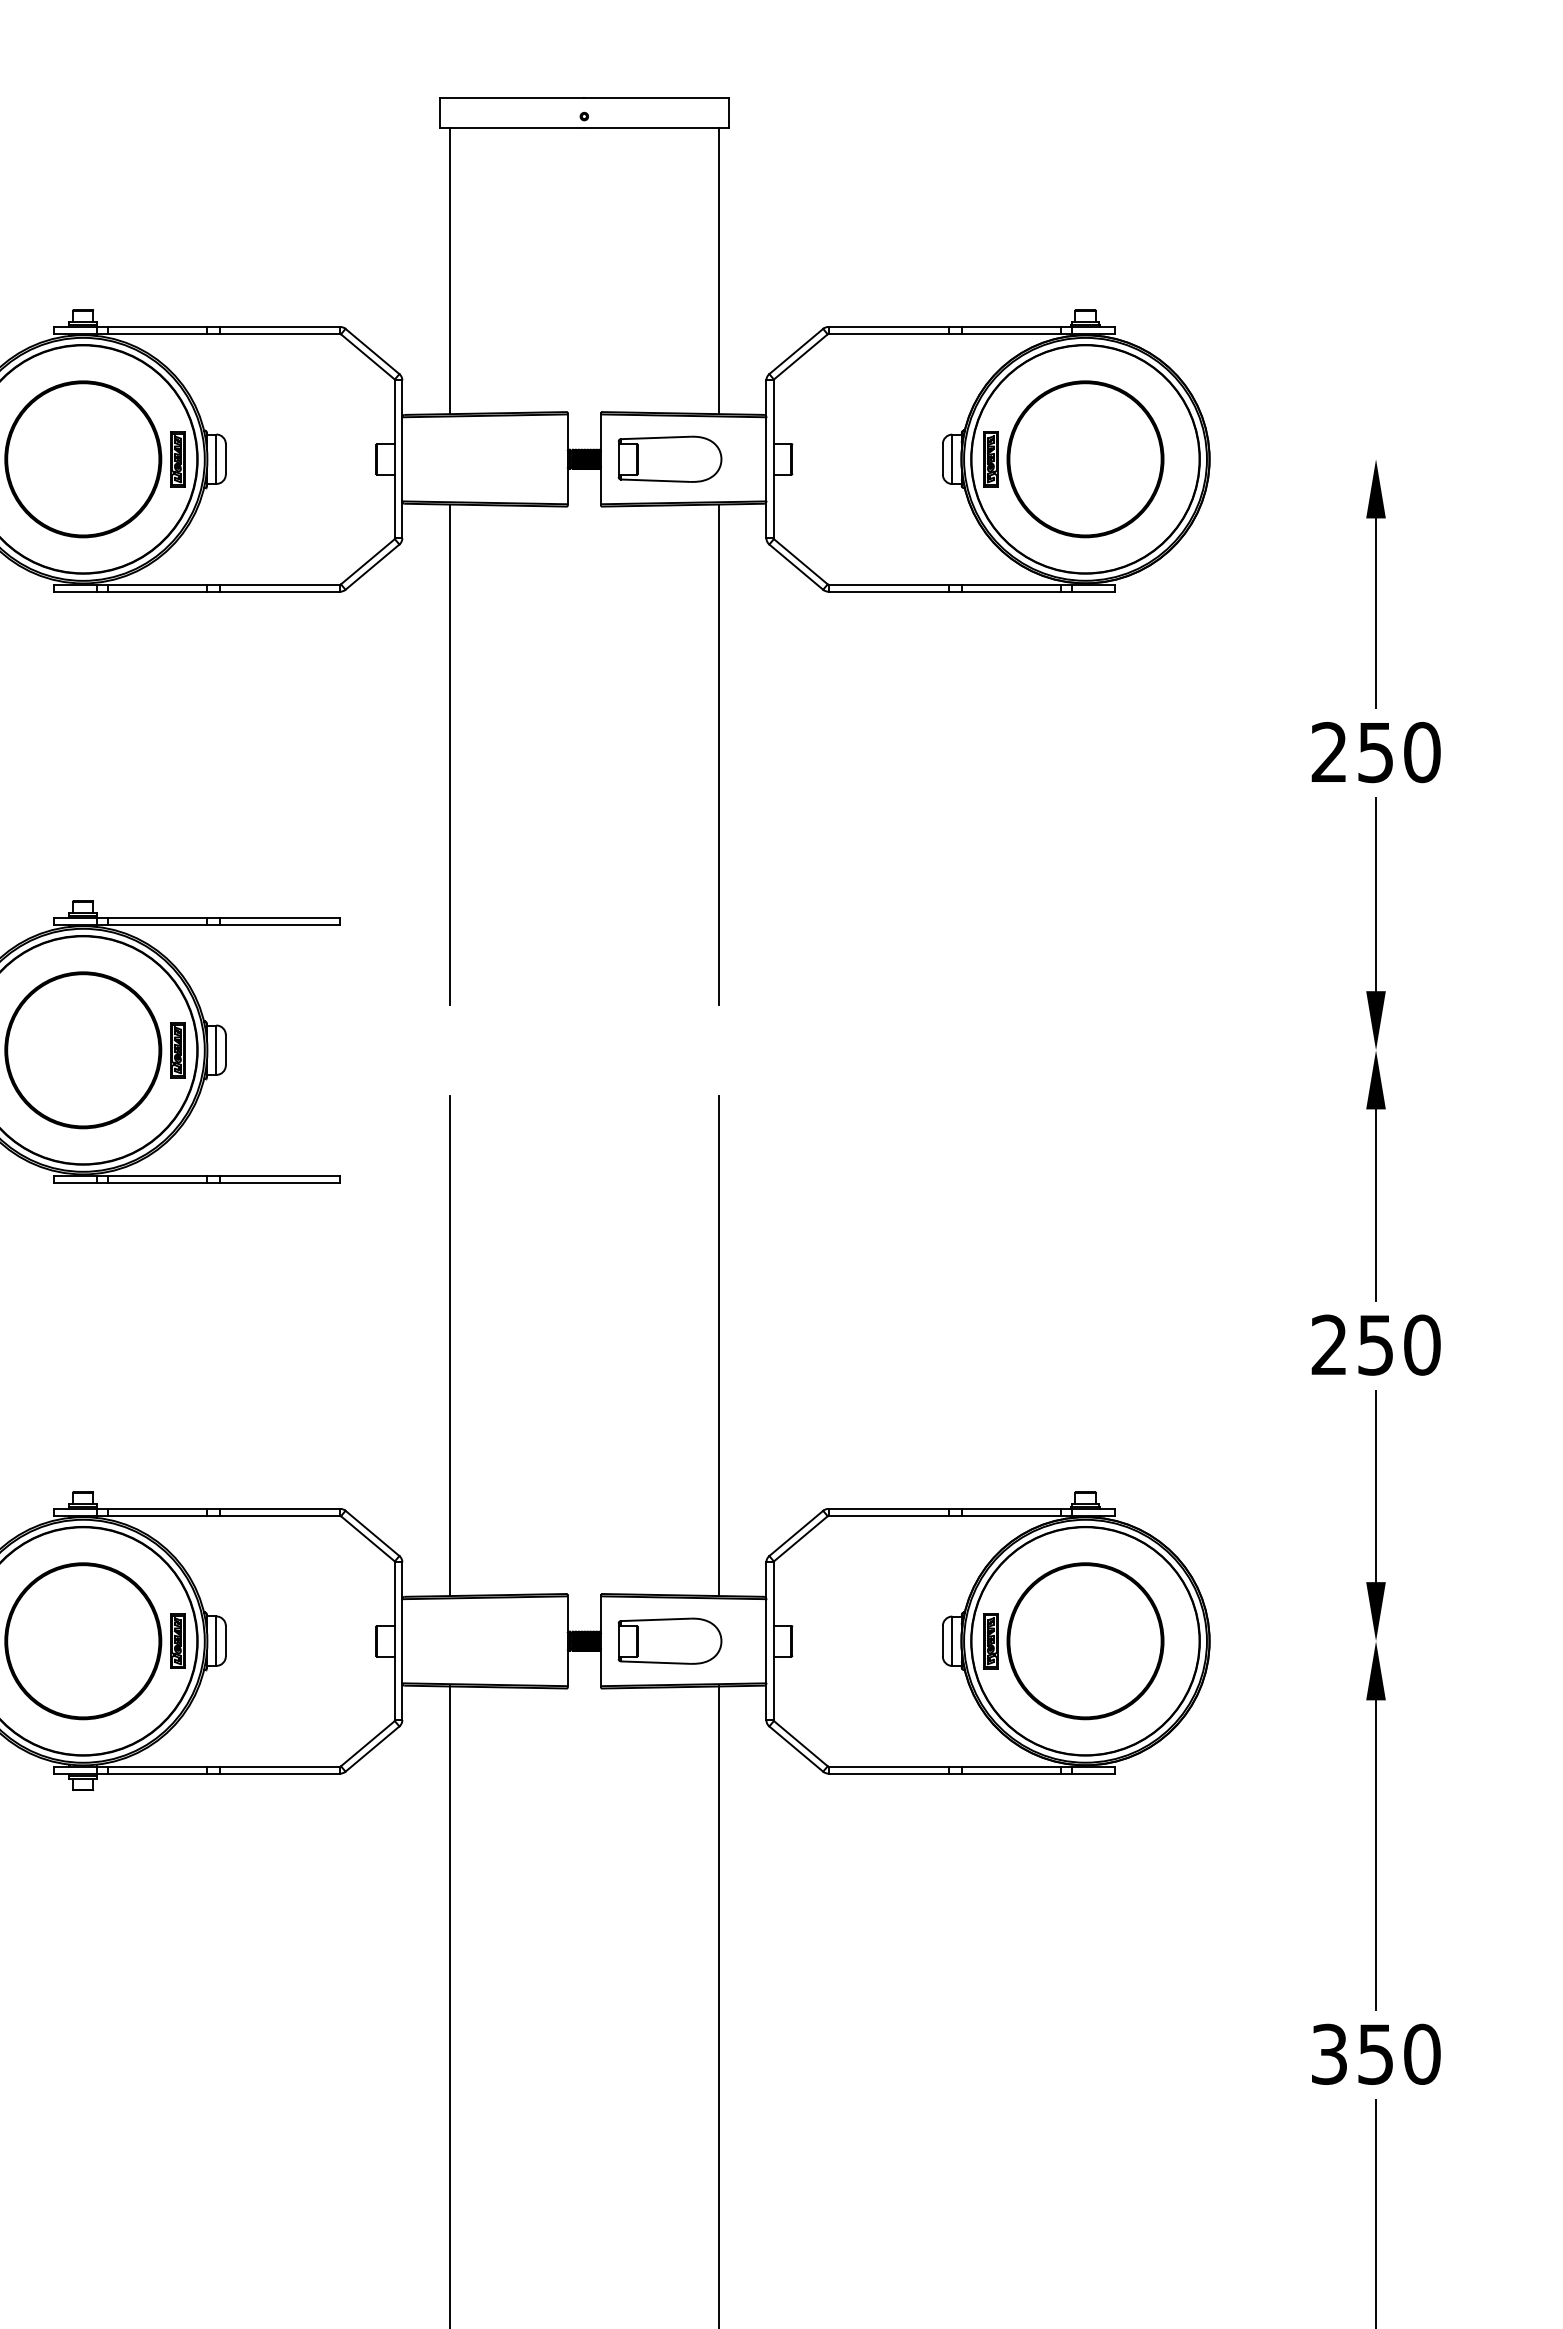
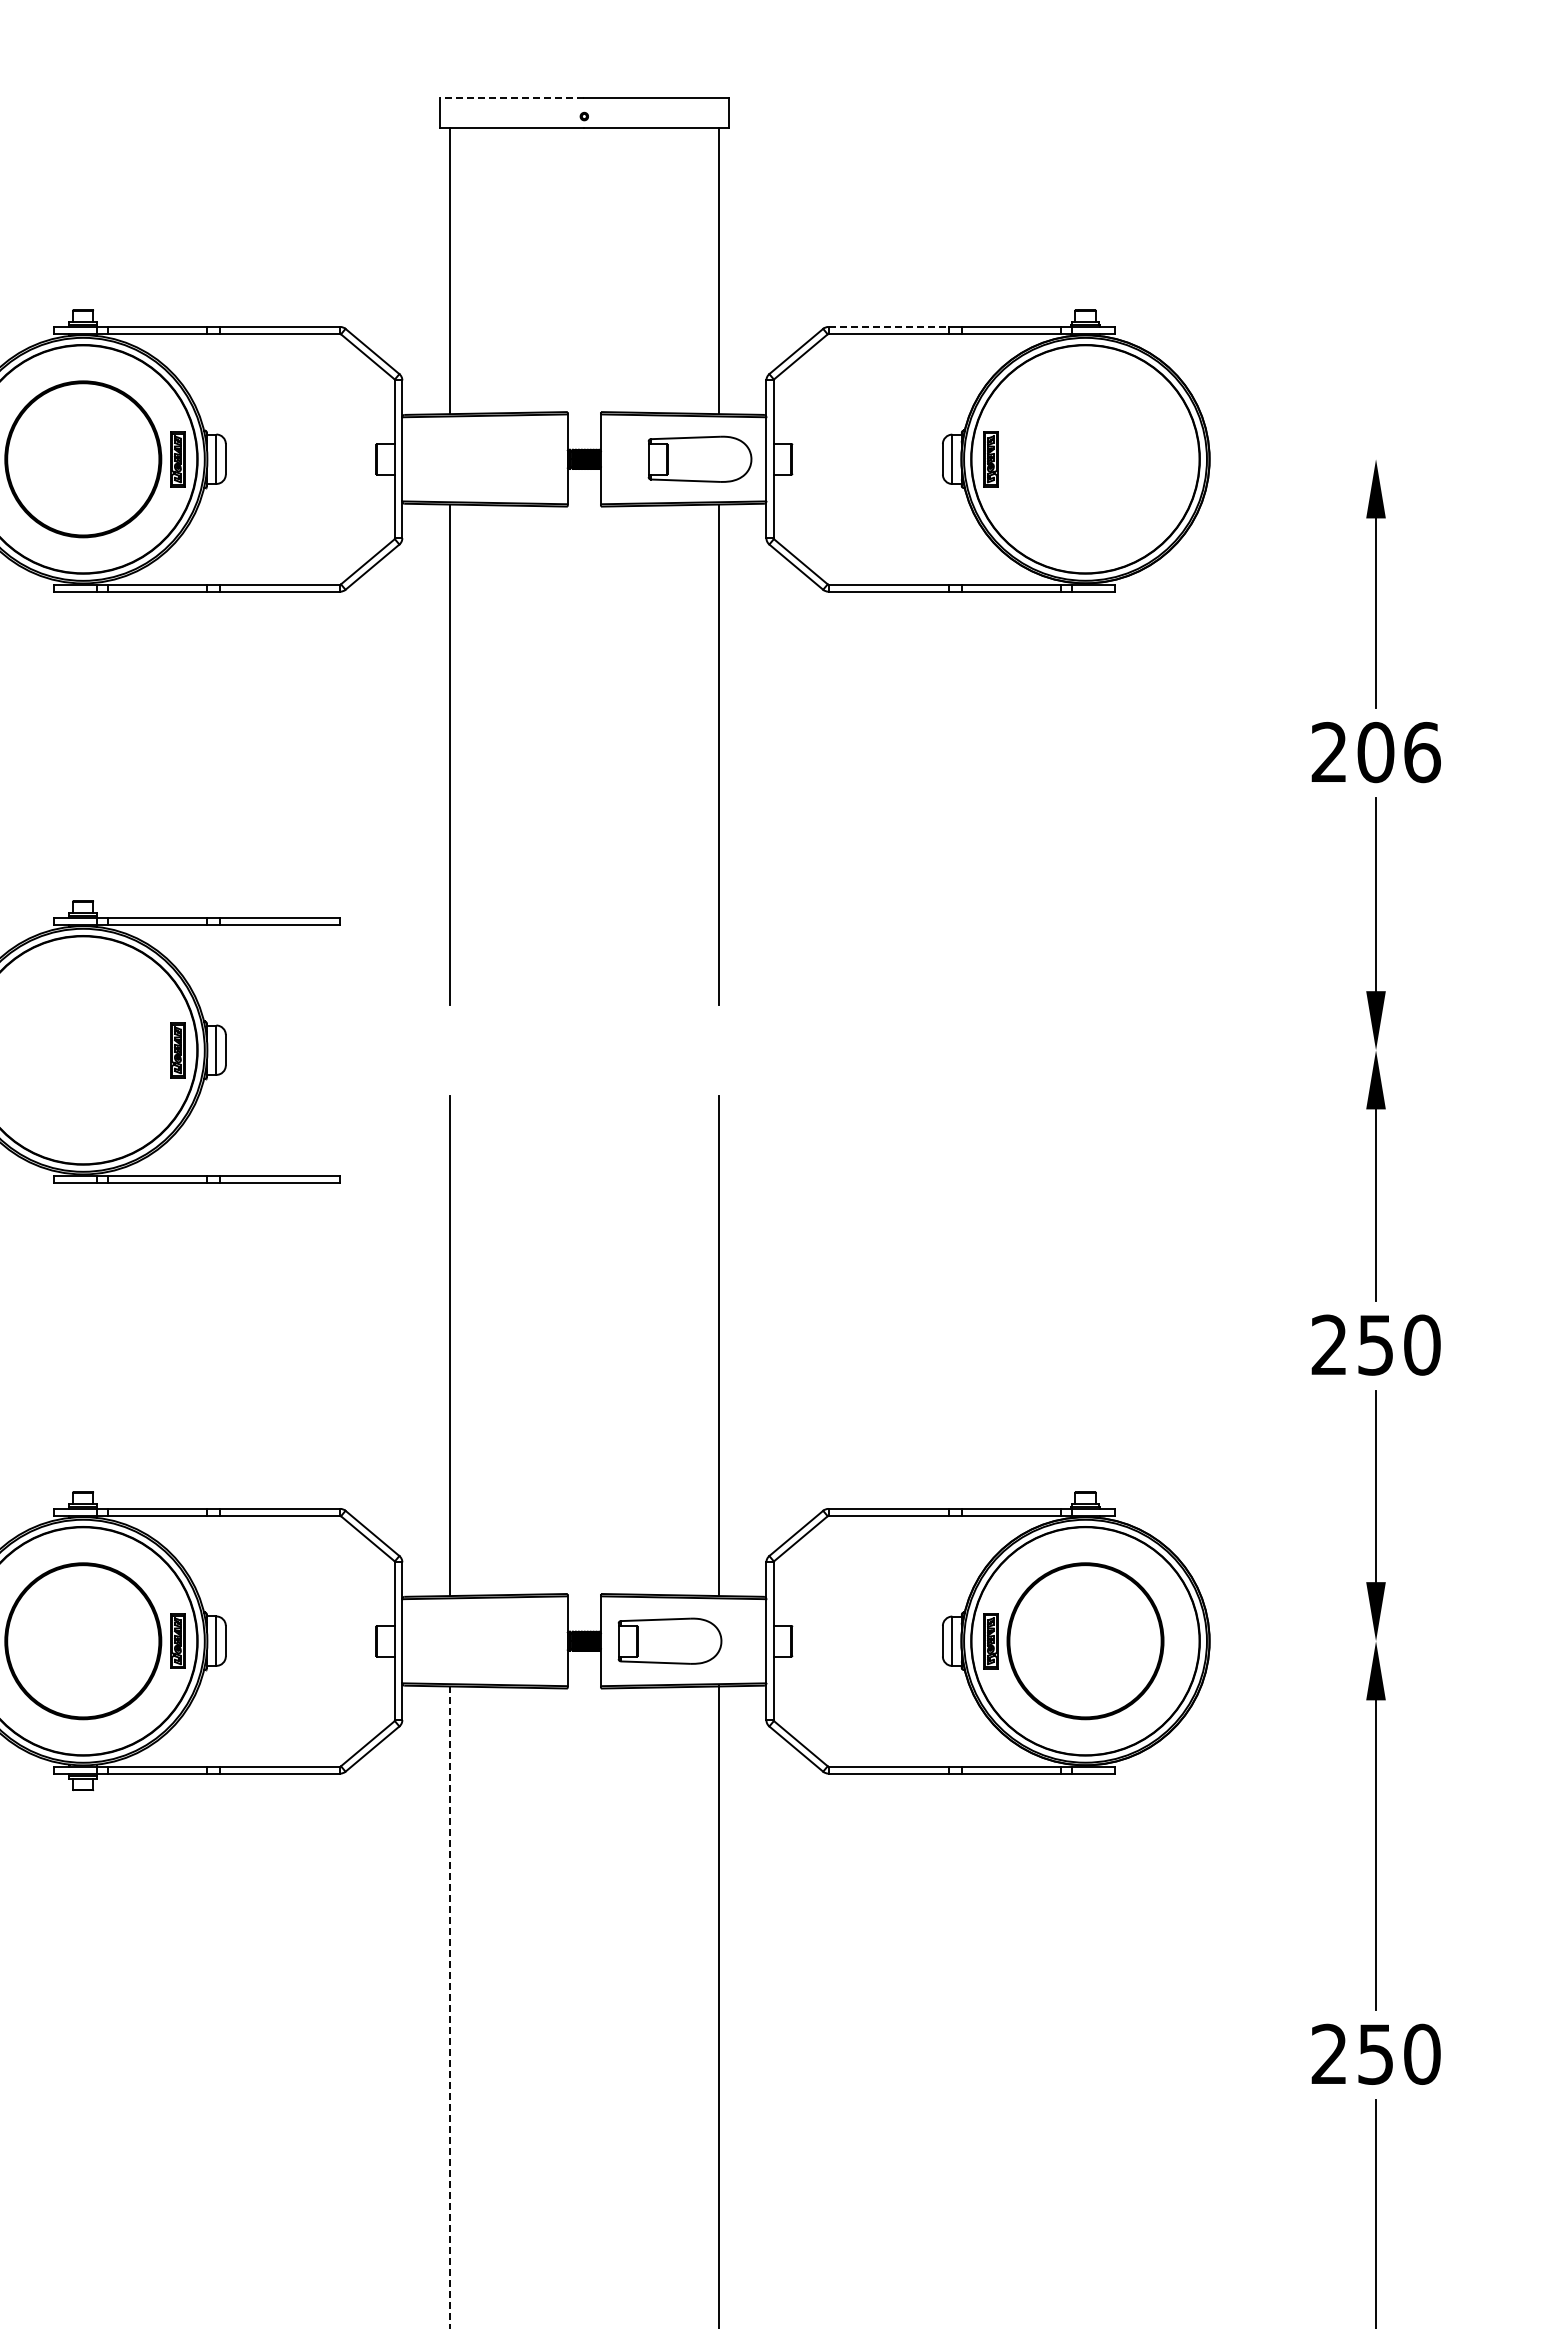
line: solid -> dashed (511, 97)
line: solid -> dashed (889, 326)
part position: (669, 458) -> (699, 458) (699, 458)
part: present -> none (1085, 459)
text: 250 -> 206 (1398, 752)
part: present -> none (83, 1050)
line: solid -> dashed (449, 2008)
text: 350 -> 250 (1328, 2054)
